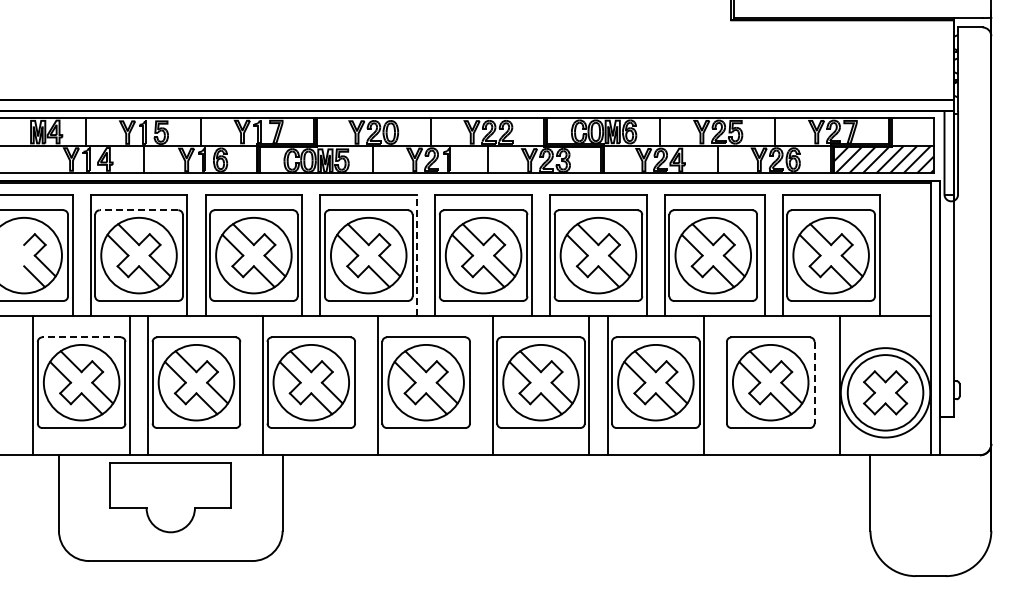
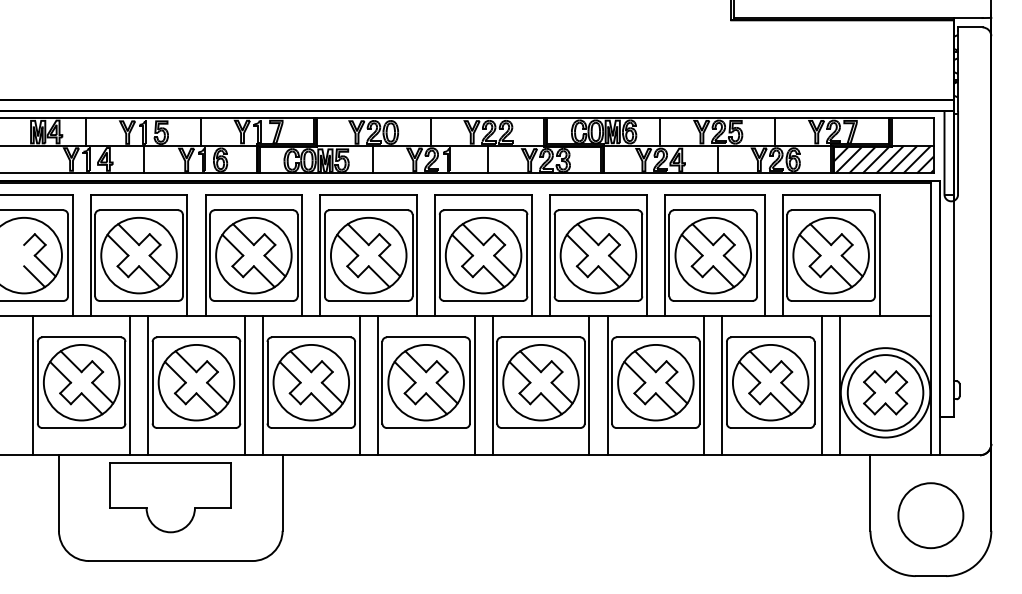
line: dashed -> solid (138, 210)
line: dashed -> solid (417, 255)
line: dashed -> solid (81, 337)
line: dashed -> solid (814, 382)
line: none -> present (244, 385)
line: none -> present (359, 385)
line: none -> present (474, 385)
line: none -> present (722, 385)
line: none -> present (822, 385)
circle: none -> present (930, 515)
